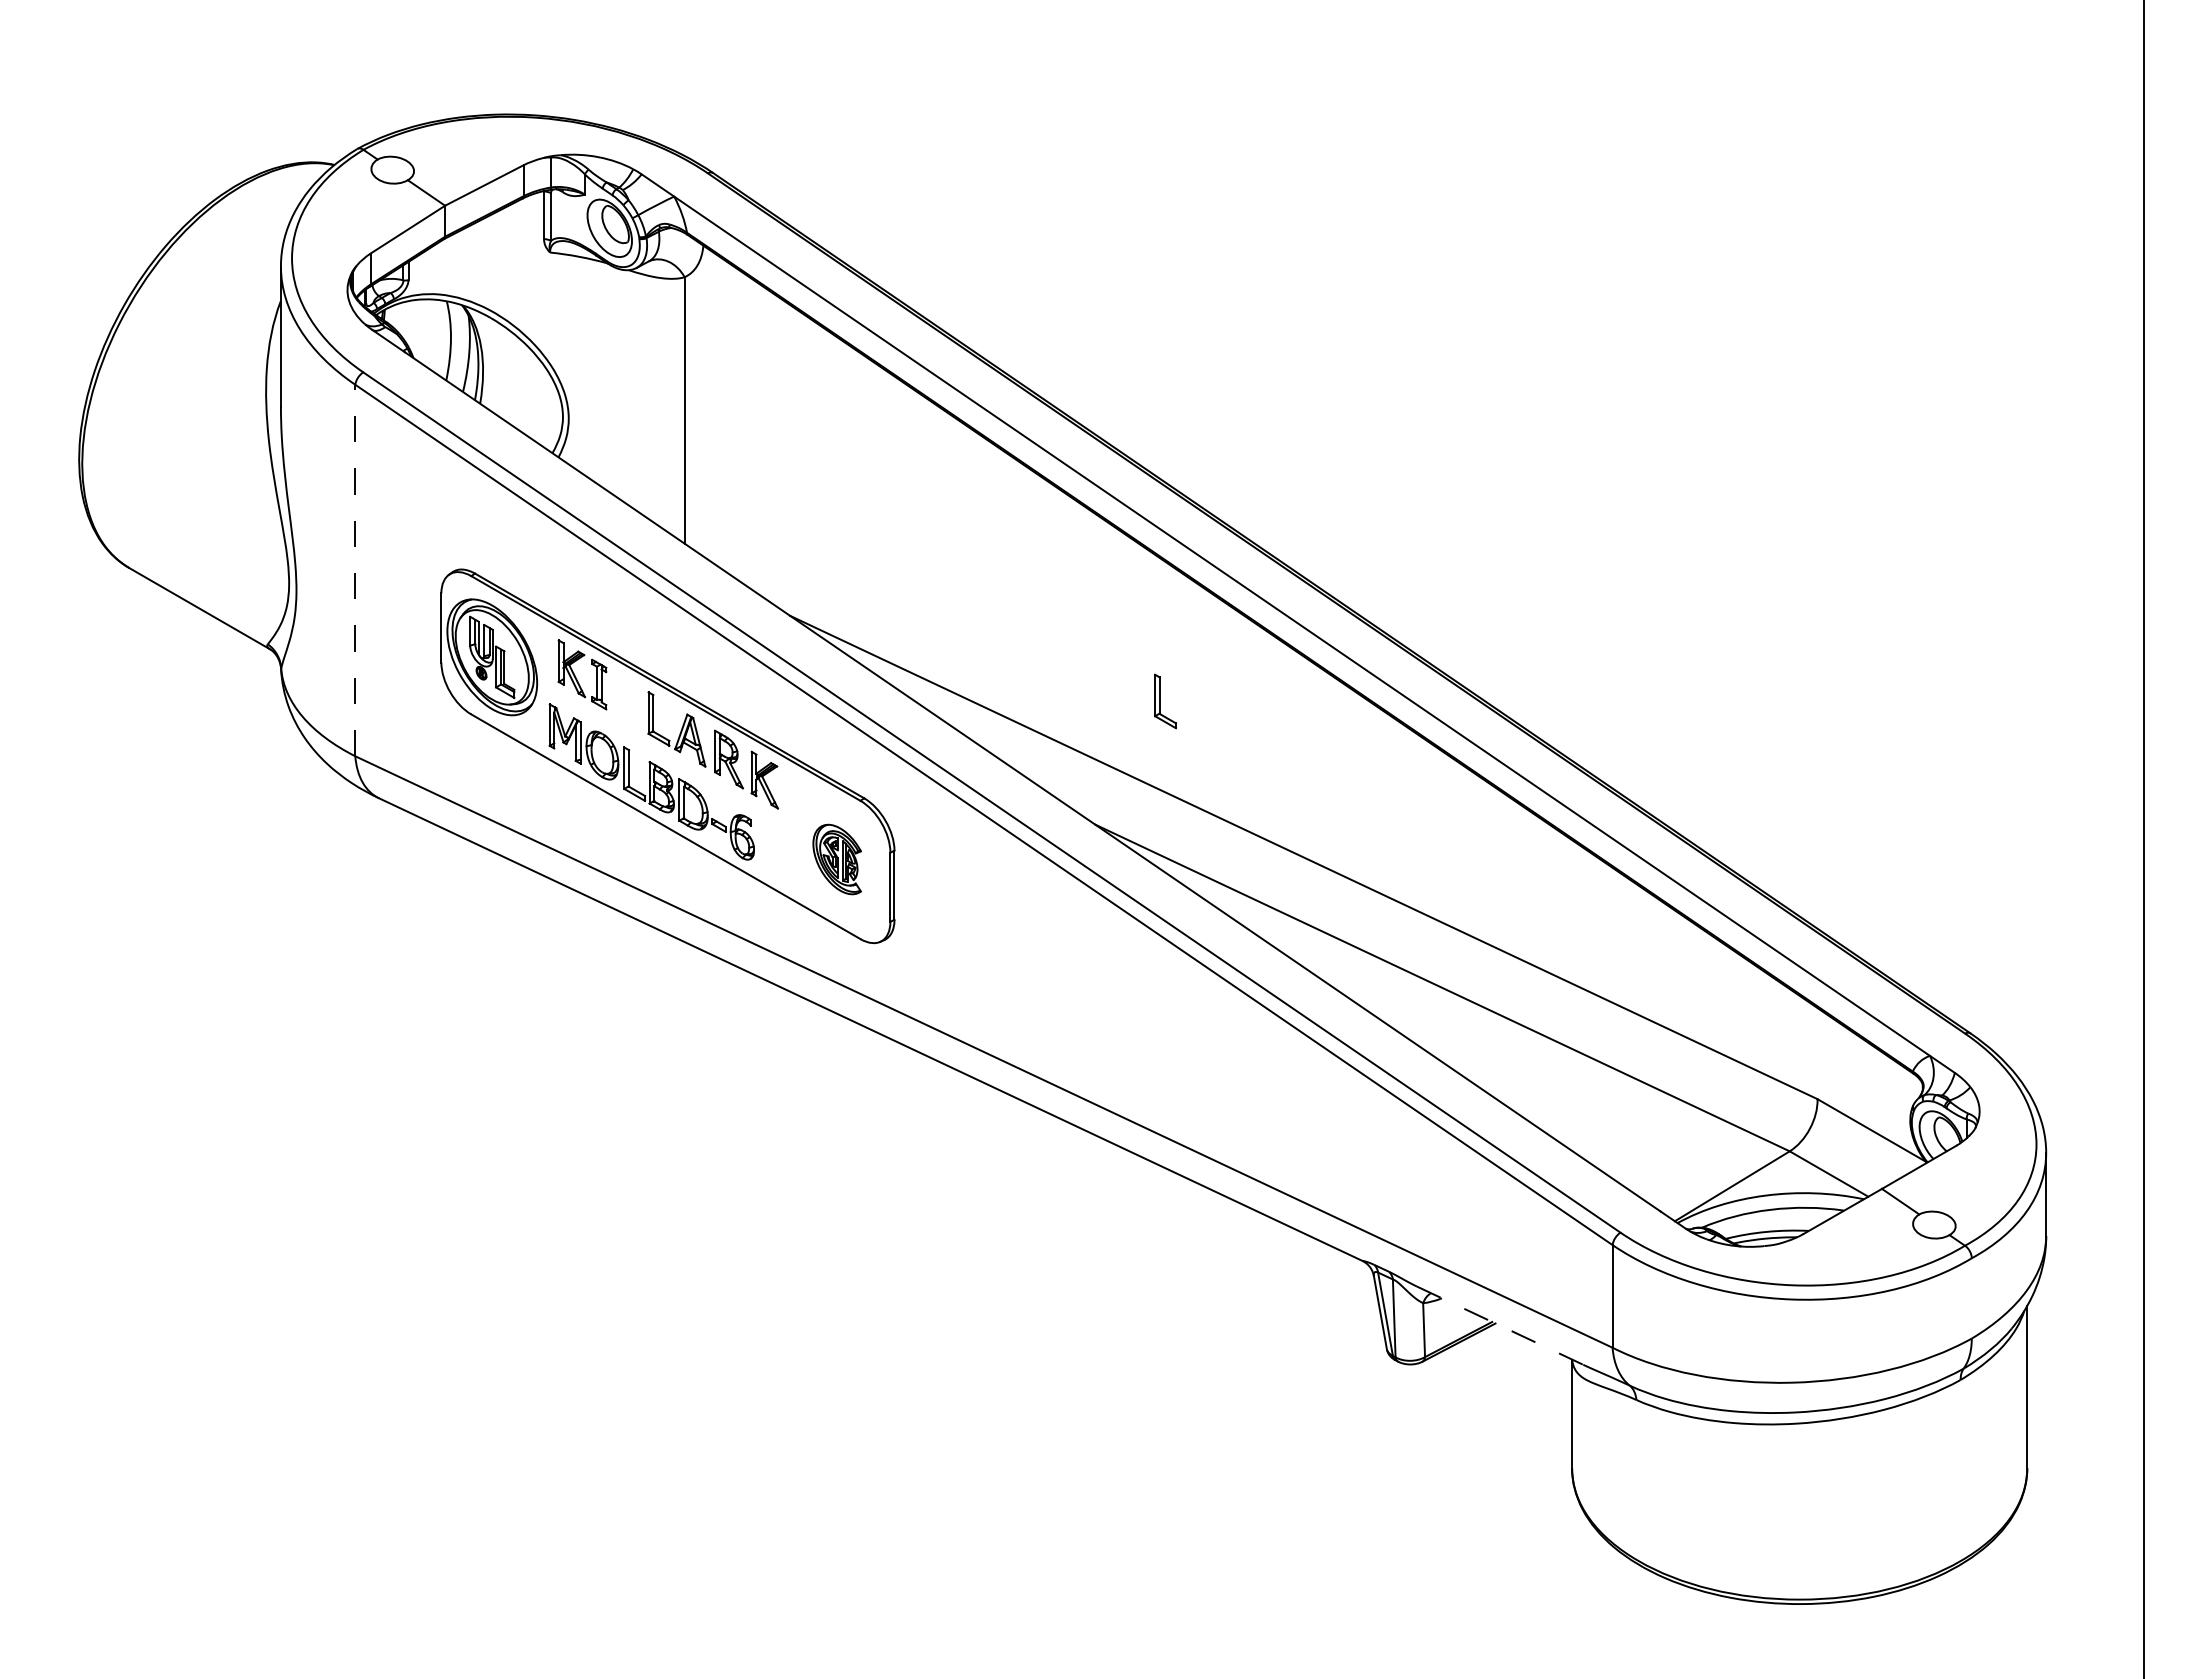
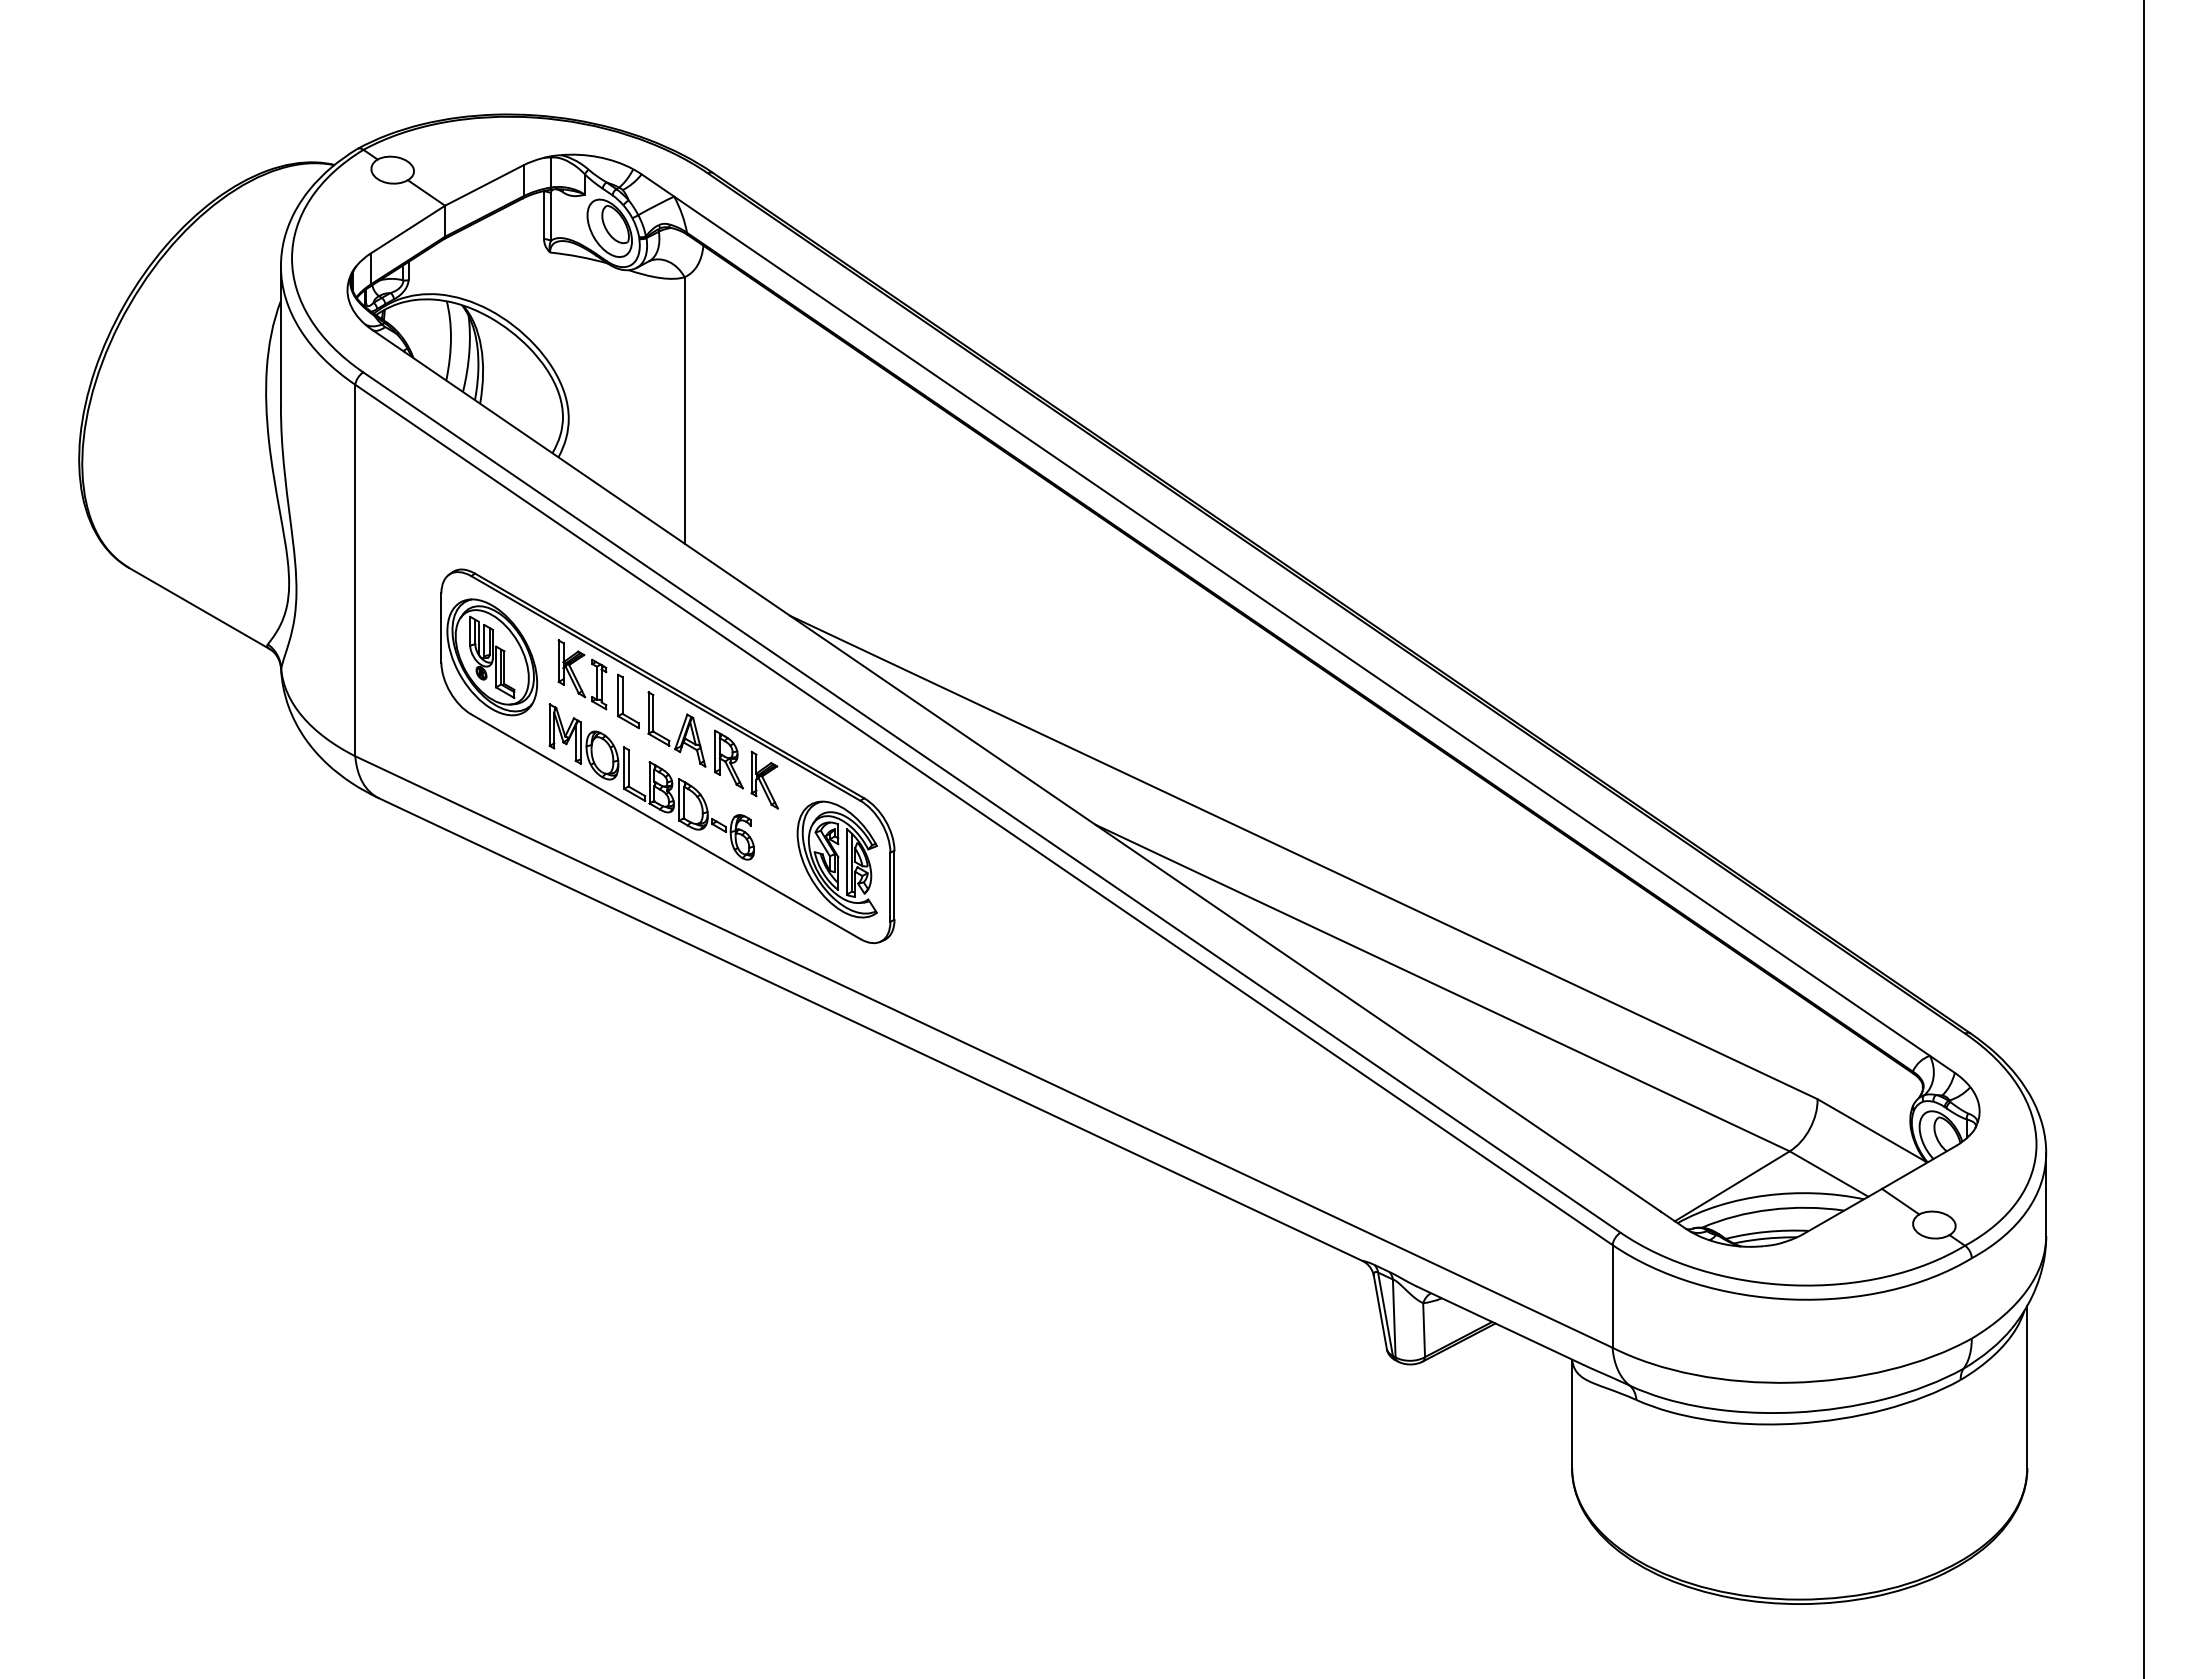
line: dashed -> solid (355, 570)
part position: (1165, 701) -> (628, 701) (628, 701)
part size: 50x73 px -> 82x119 px (836, 859)
line: dashed -> solid (1500, 1325)
